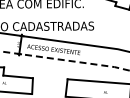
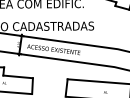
line: dashed -> solid (65, 60)
